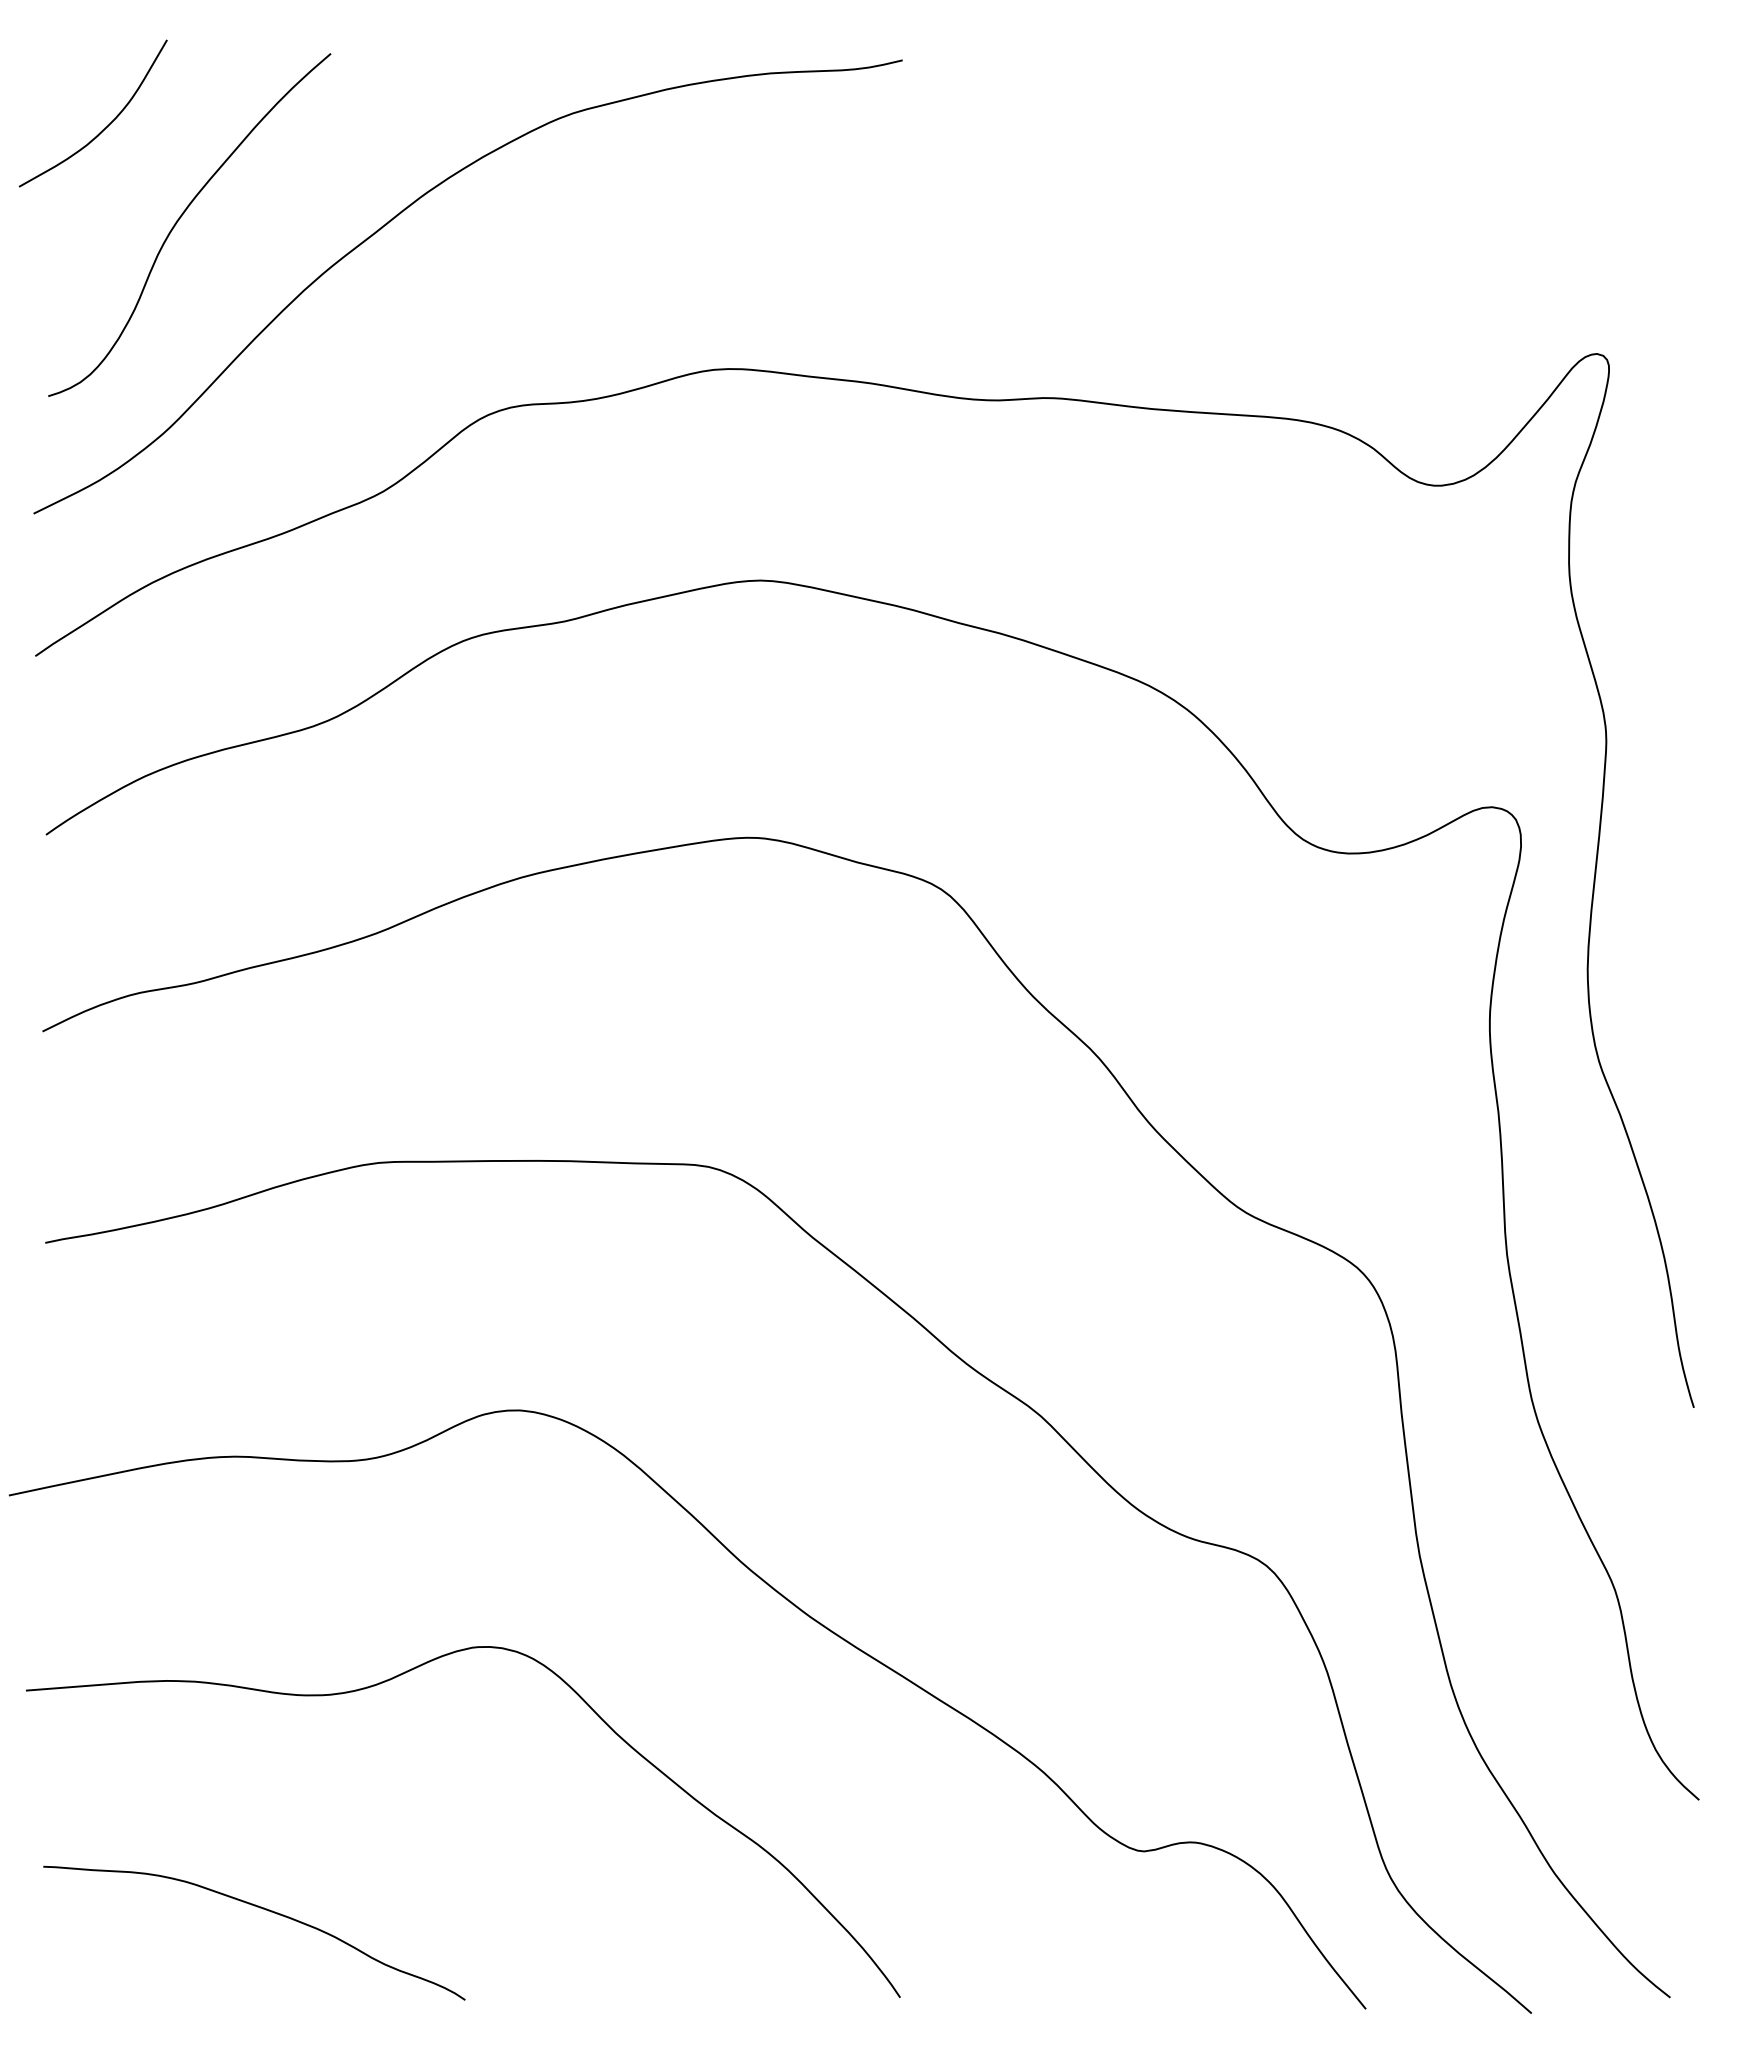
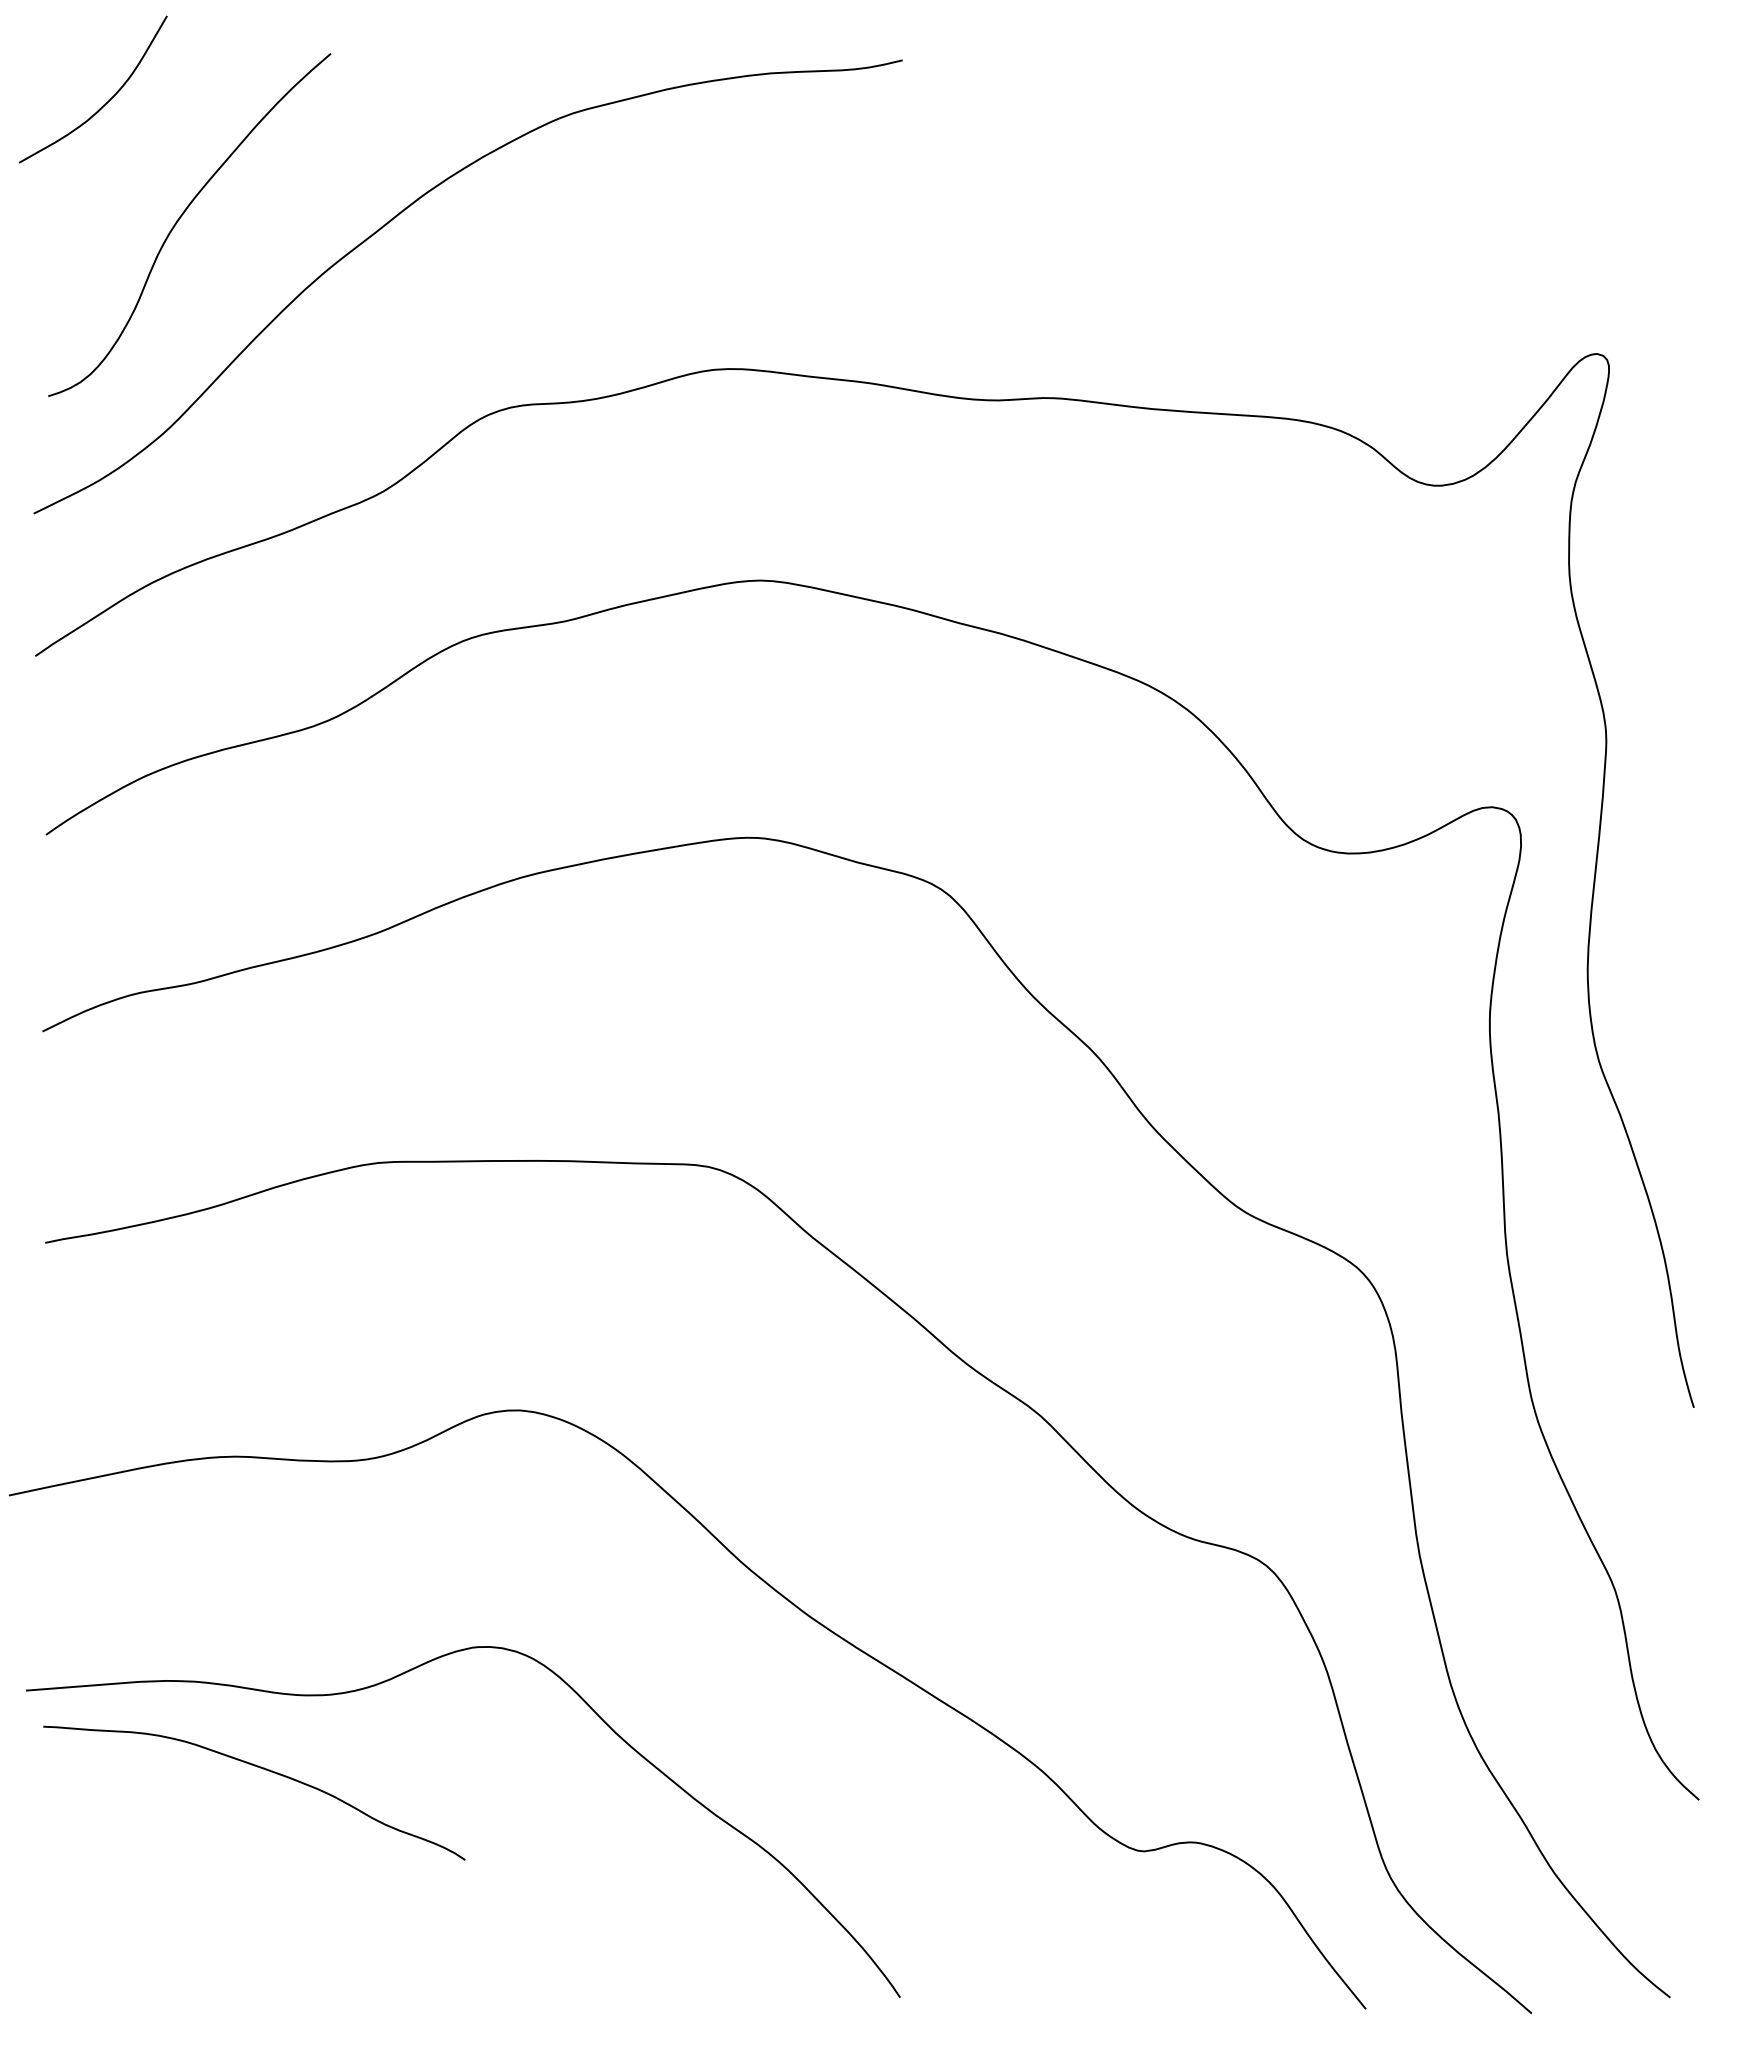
curve position: (103, 128) -> (103, 104) (103, 104)
curve position: (265, 1910) -> (265, 1770) (265, 1770)
